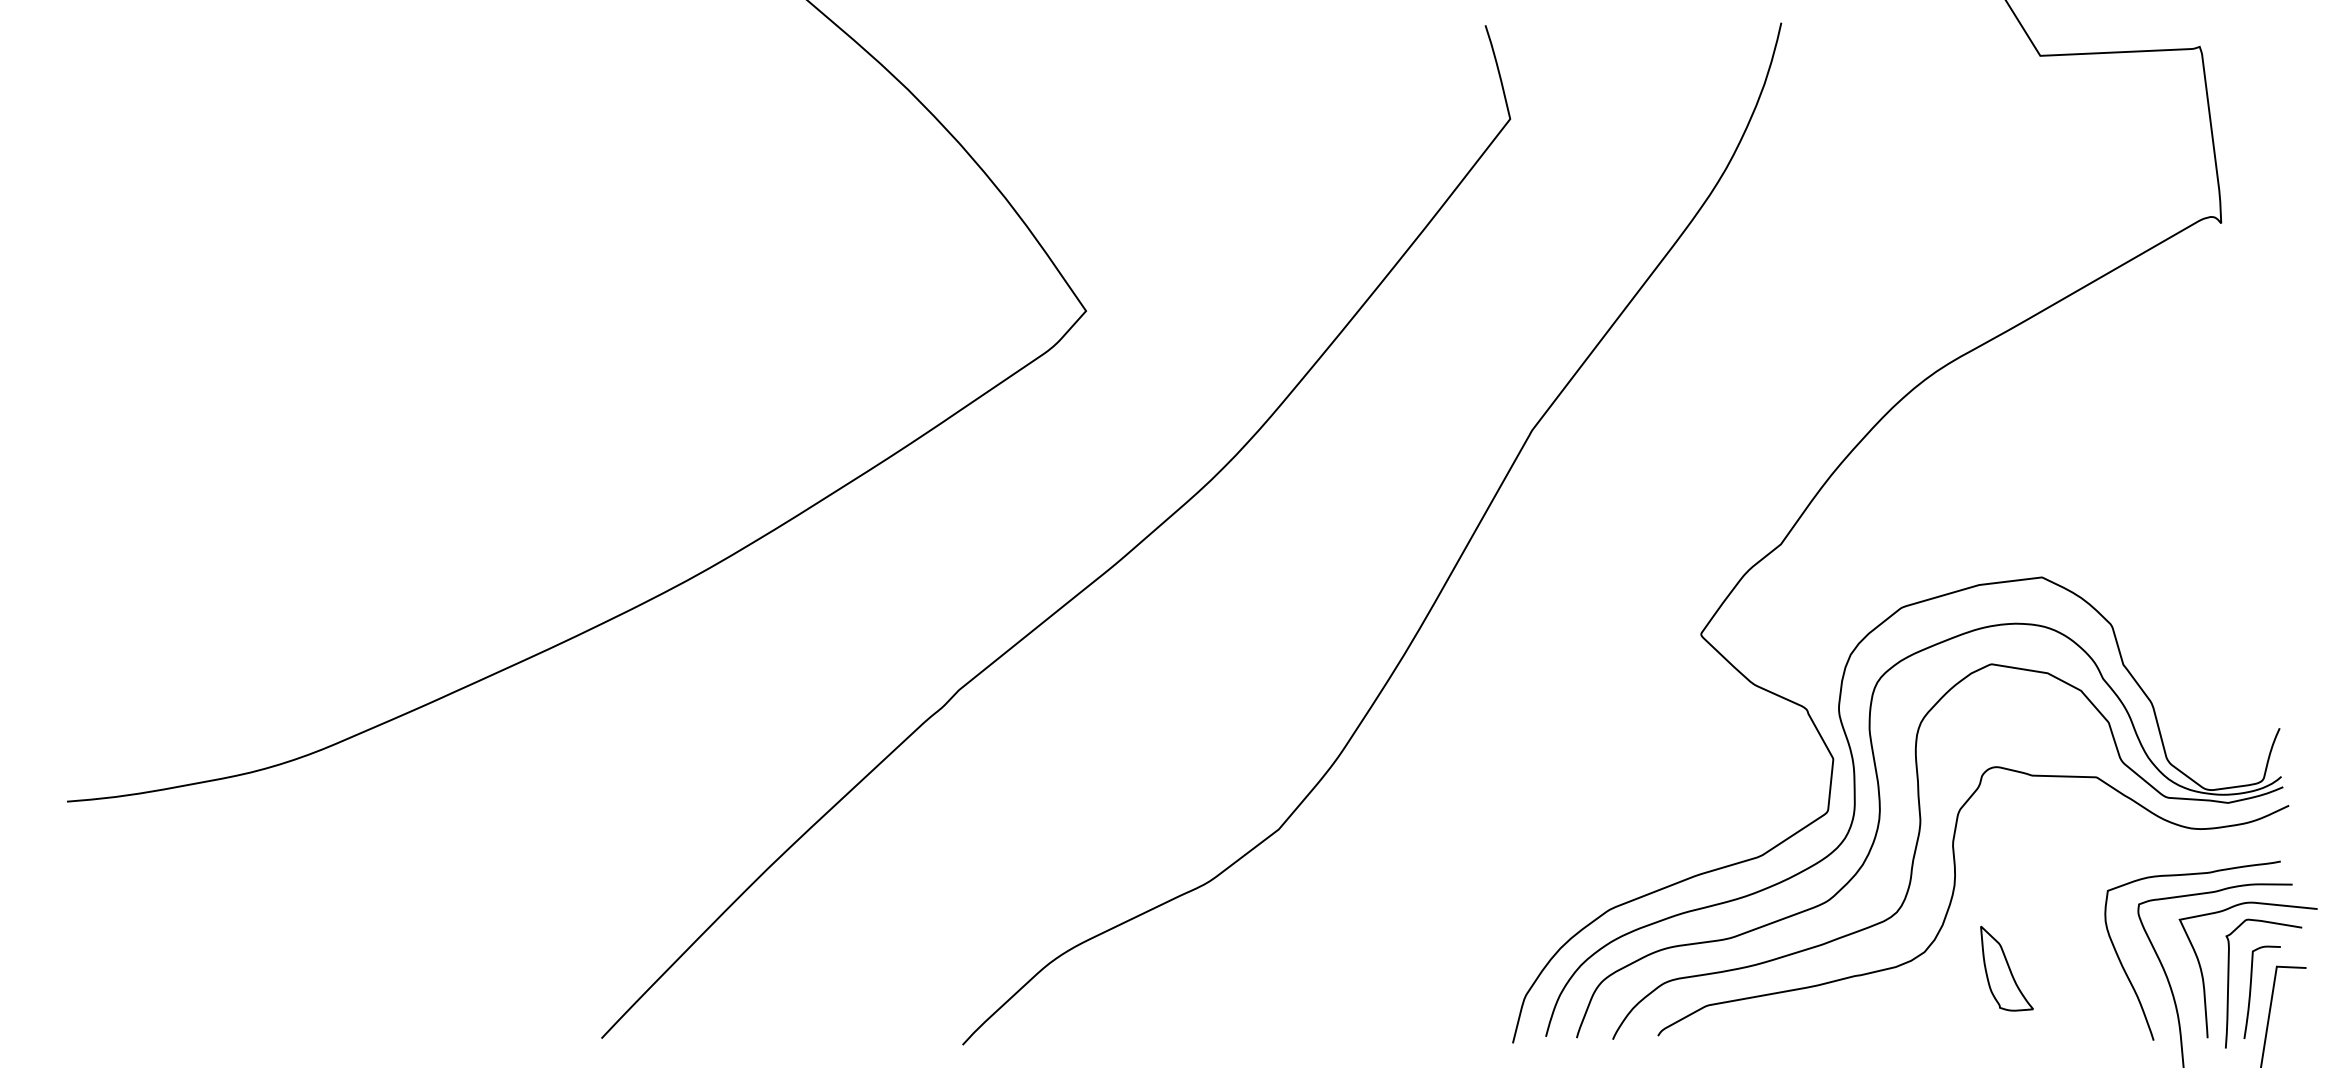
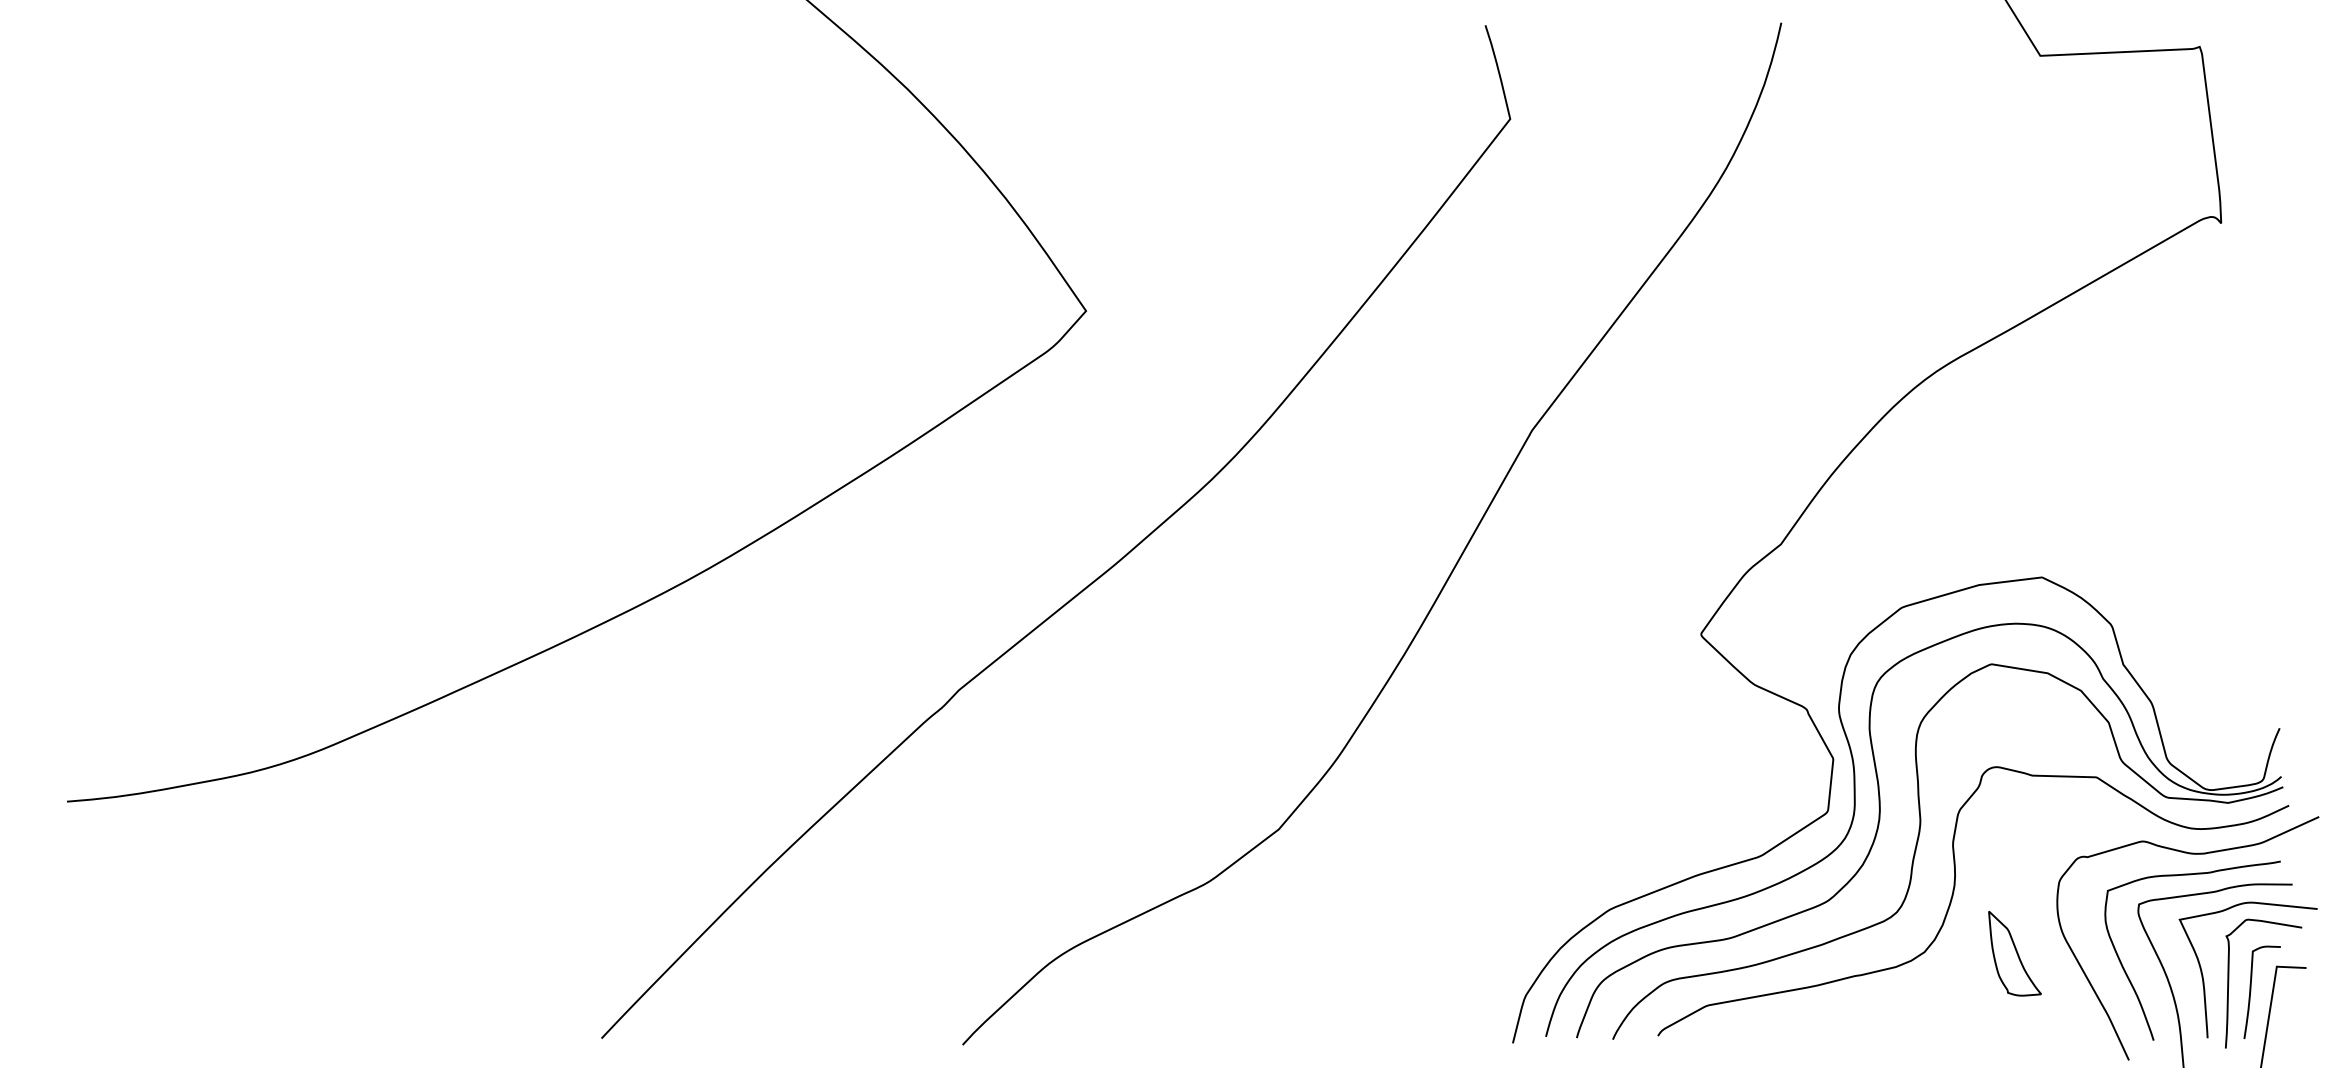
curve: none -> present (2189, 854)
part position: (2006, 968) -> (2014, 953) (2014, 953)
